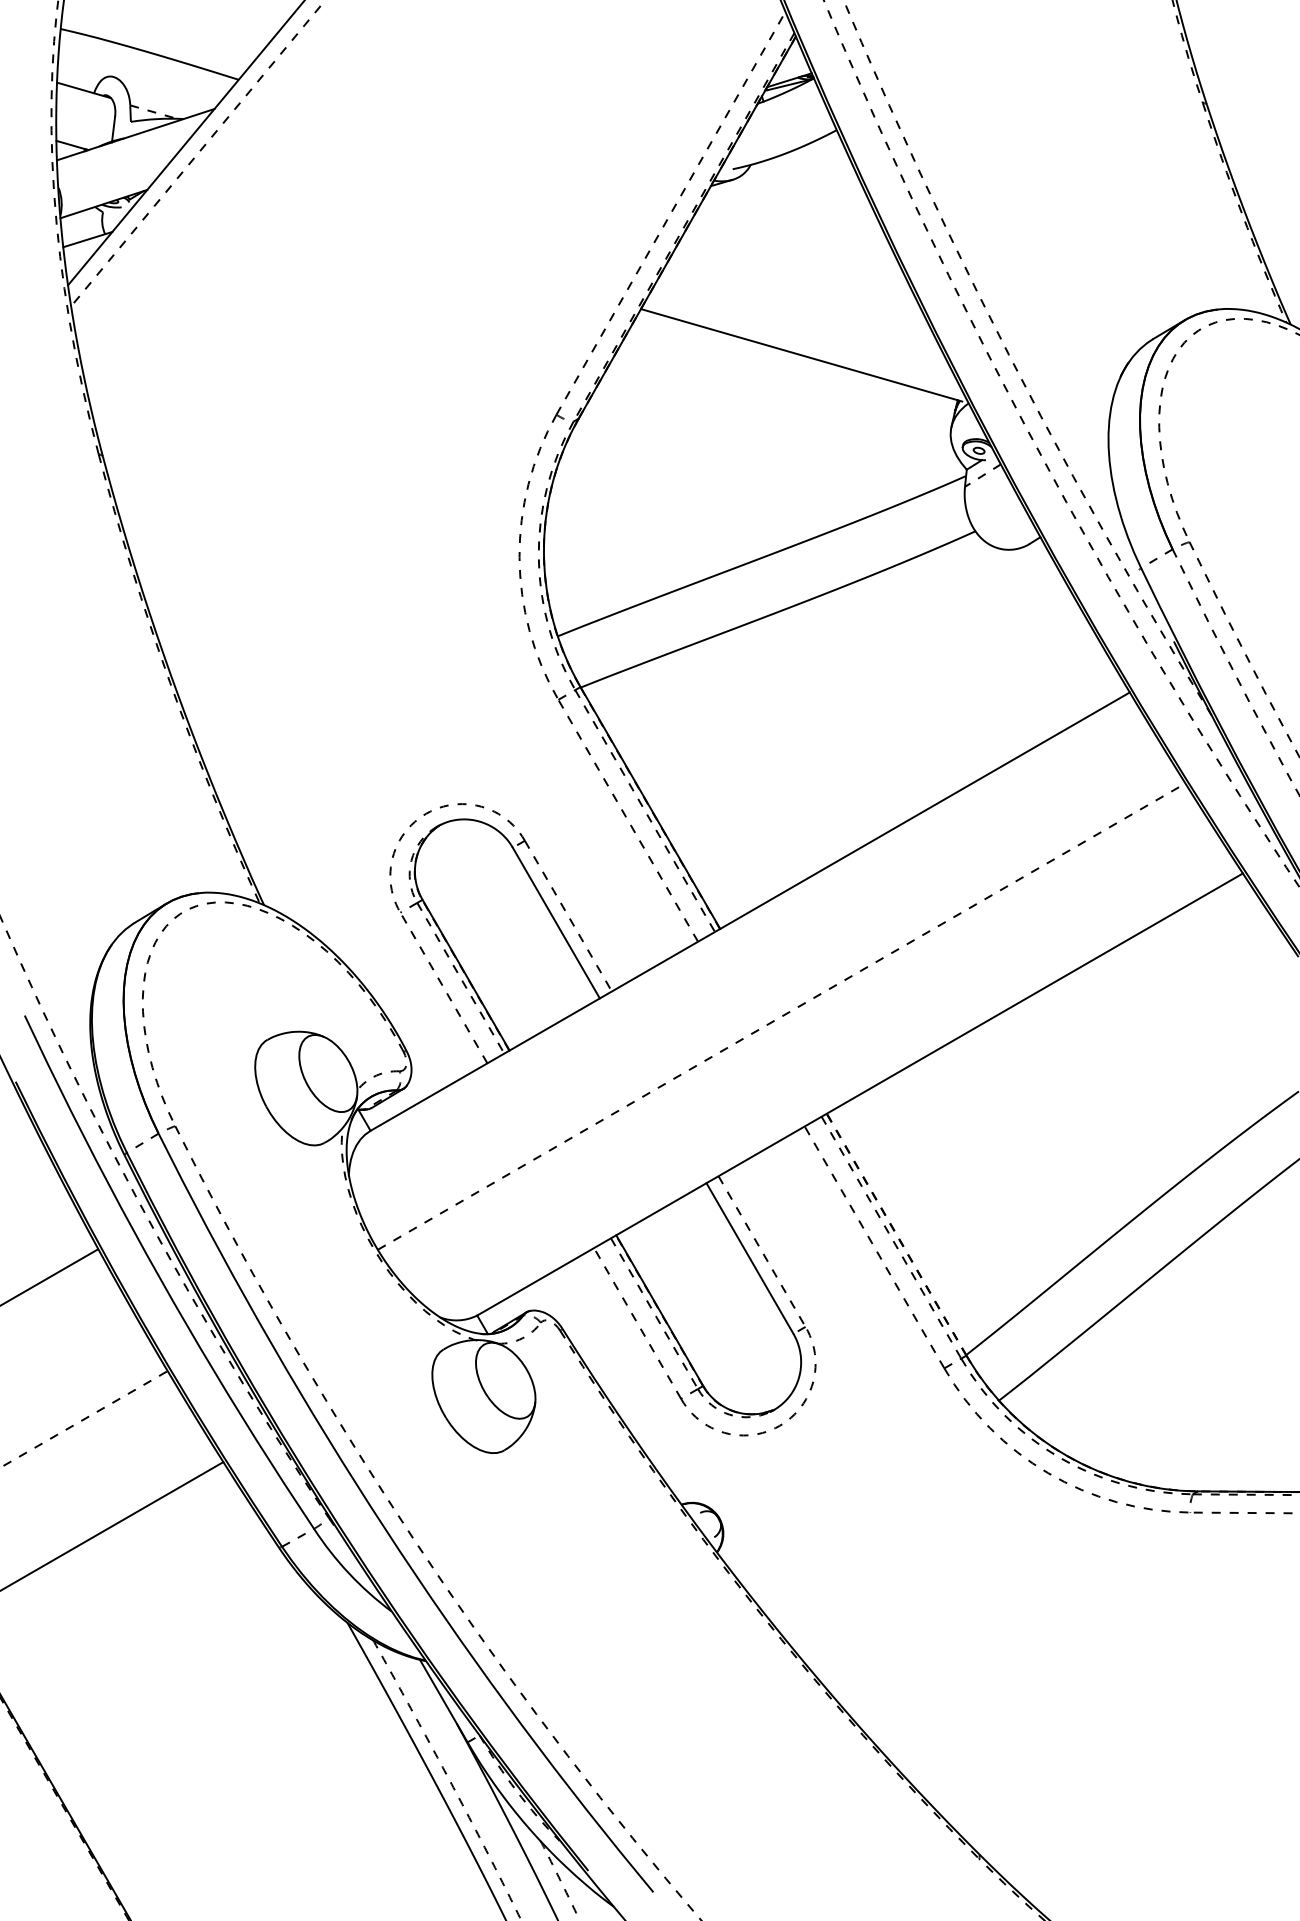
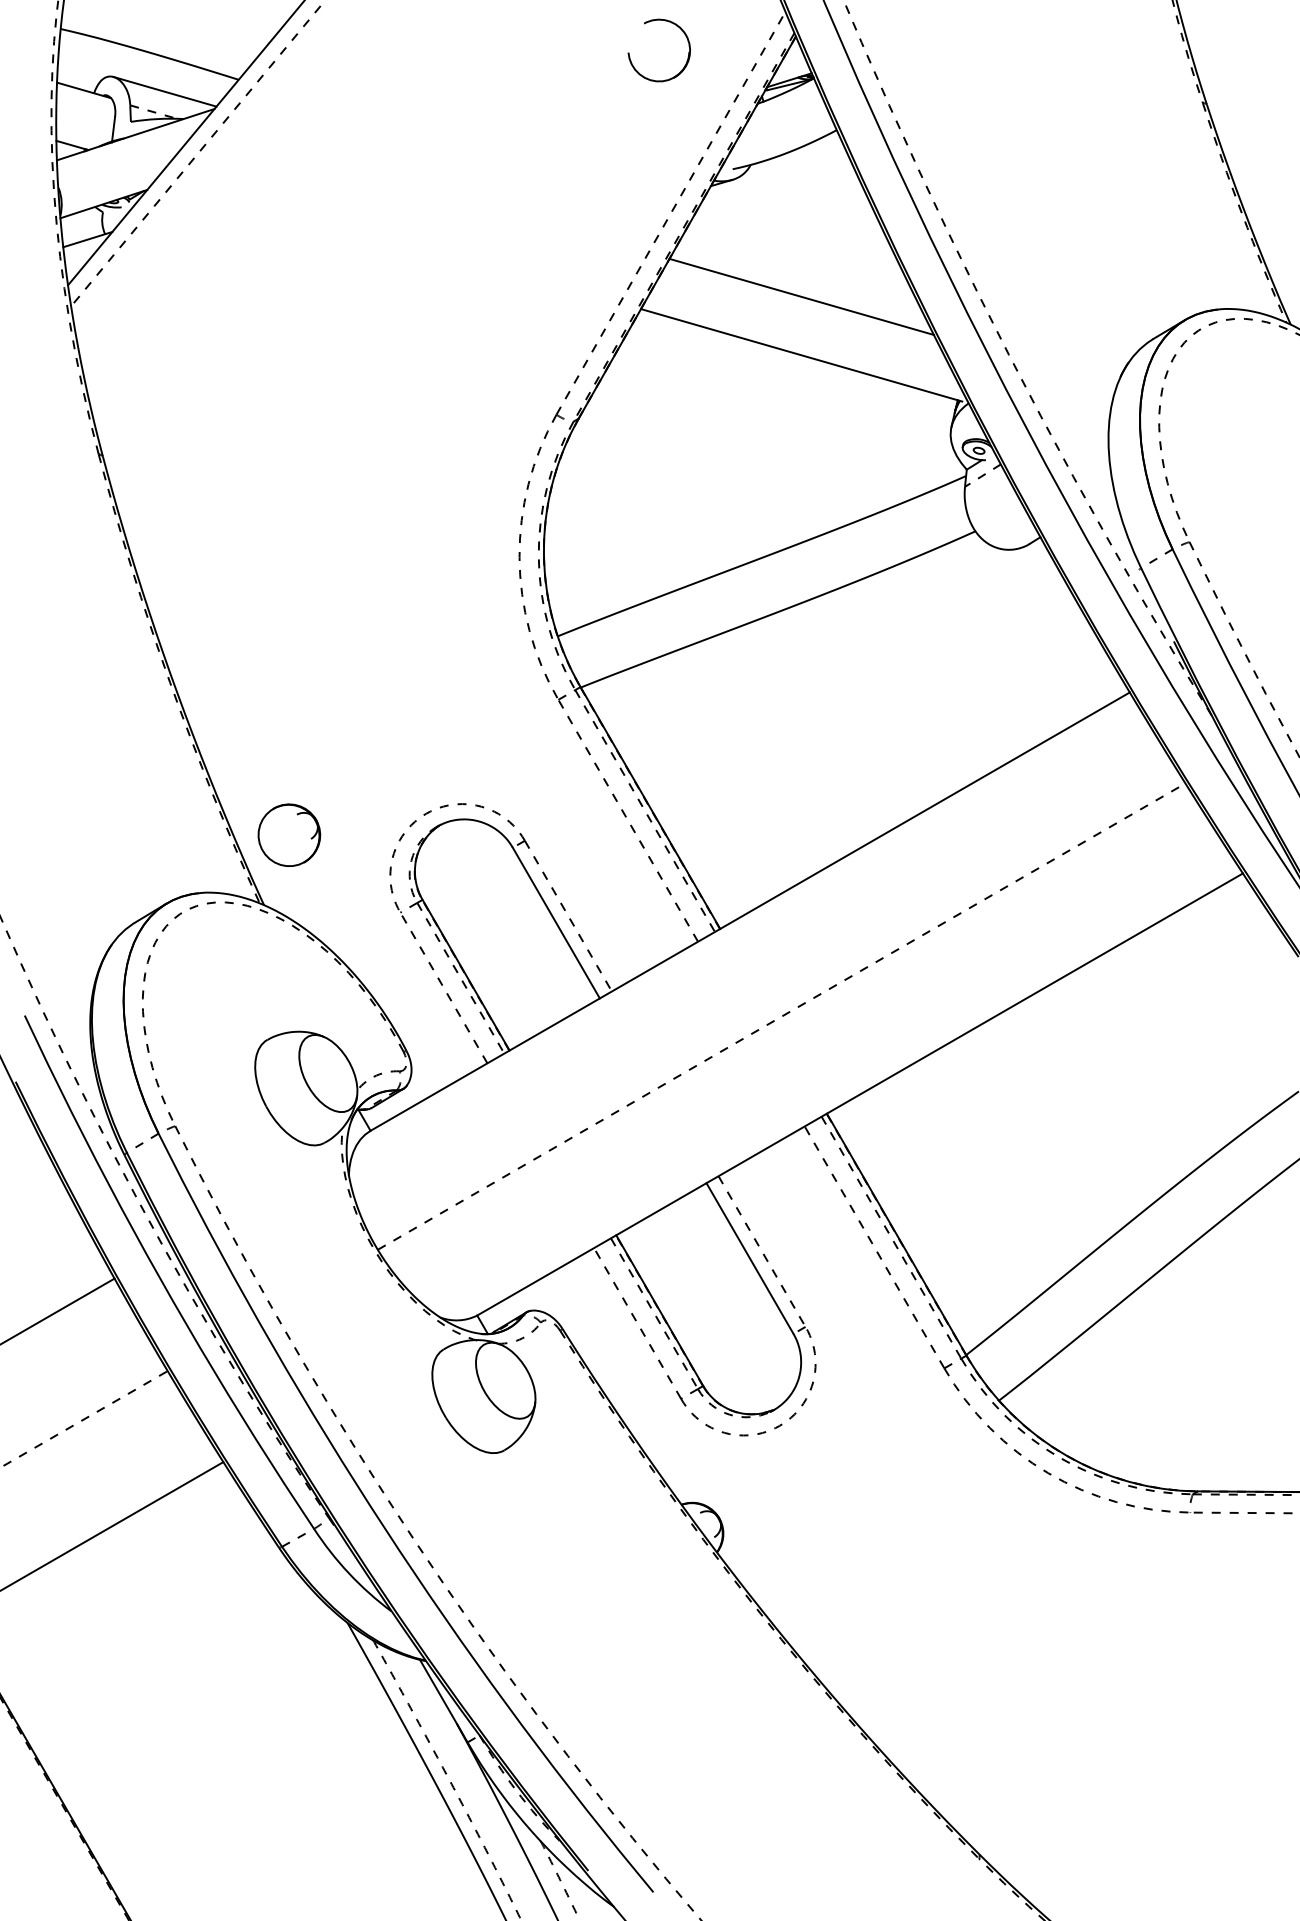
part: none -> present (630, 56)
line: none -> present (164, 91)
line: none -> present (801, 296)
arc: dashed -> solid (1041, 455)
arc: dashed -> solid (1235, 674)
part: none -> present (289, 834)
line: dashed -> solid (896, 1234)
line position: (49, 1276) -> (58, 1310) (58, 1310)
